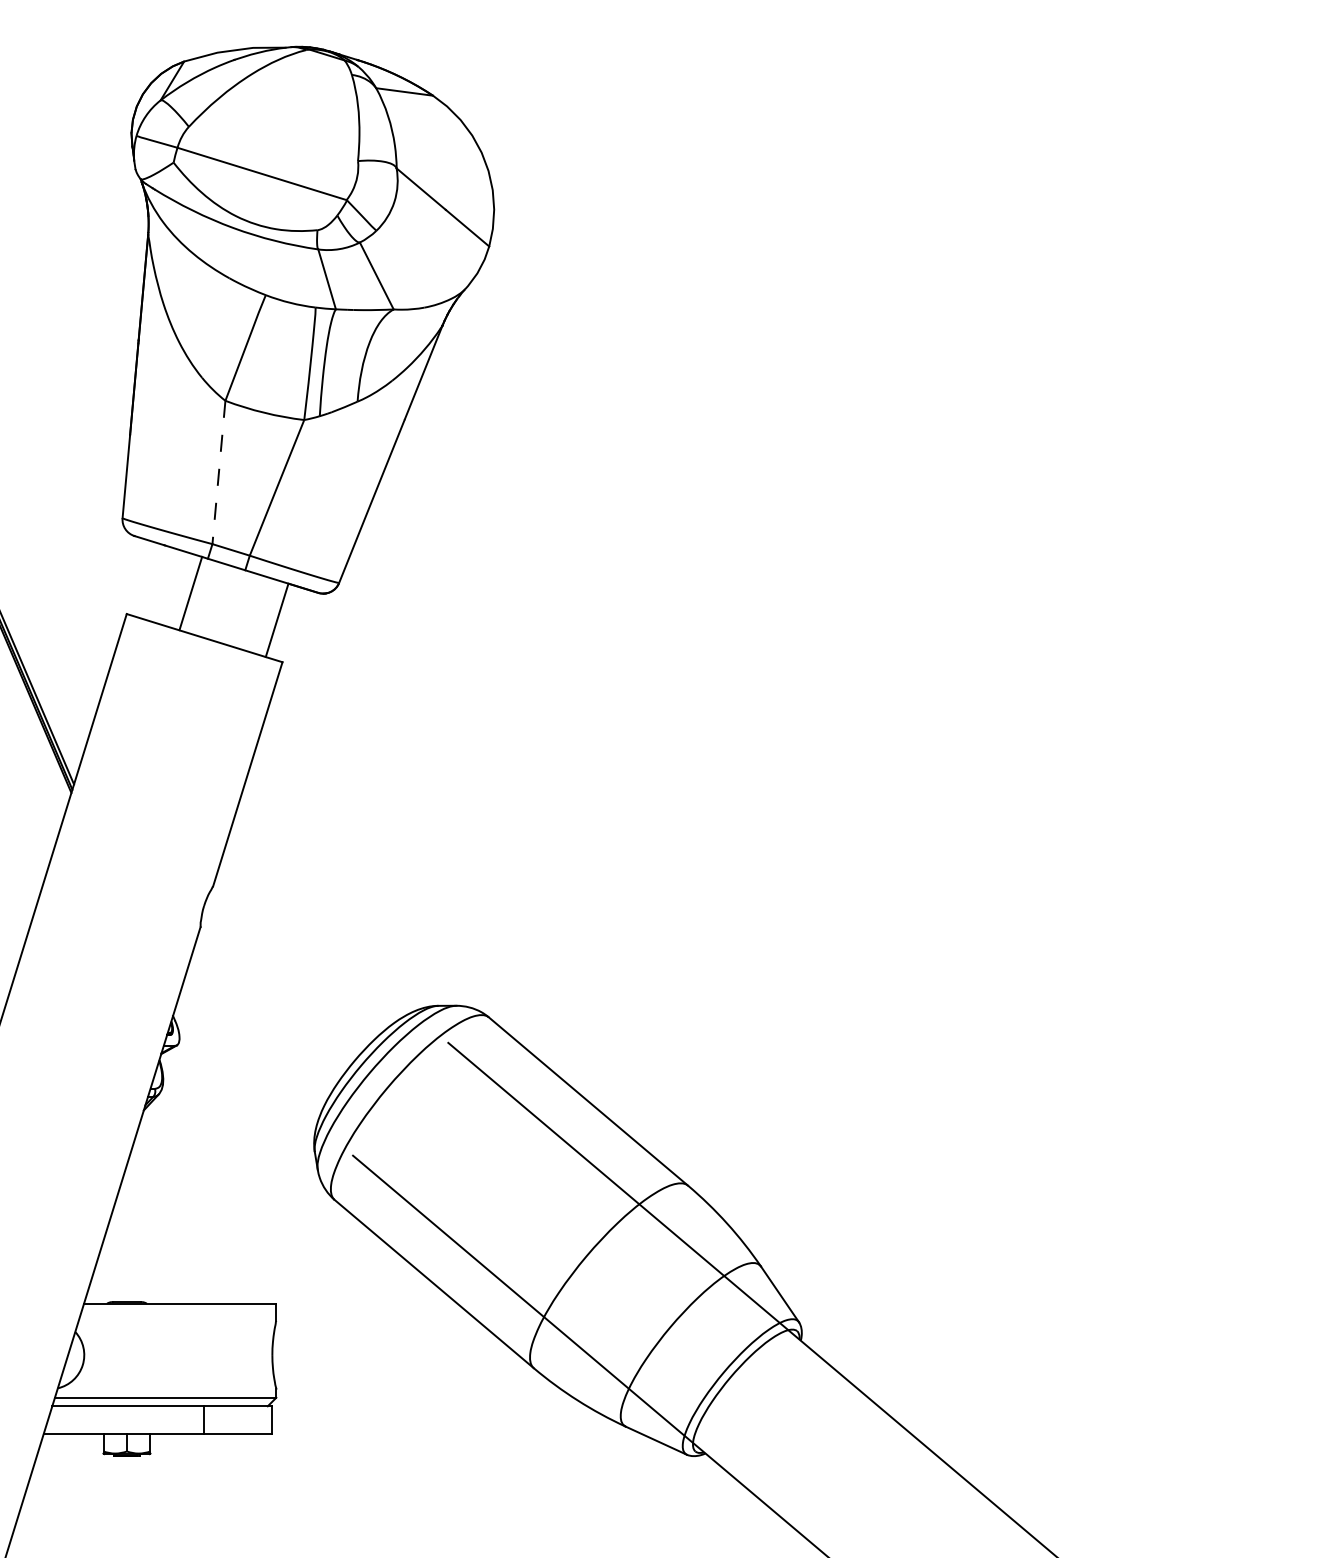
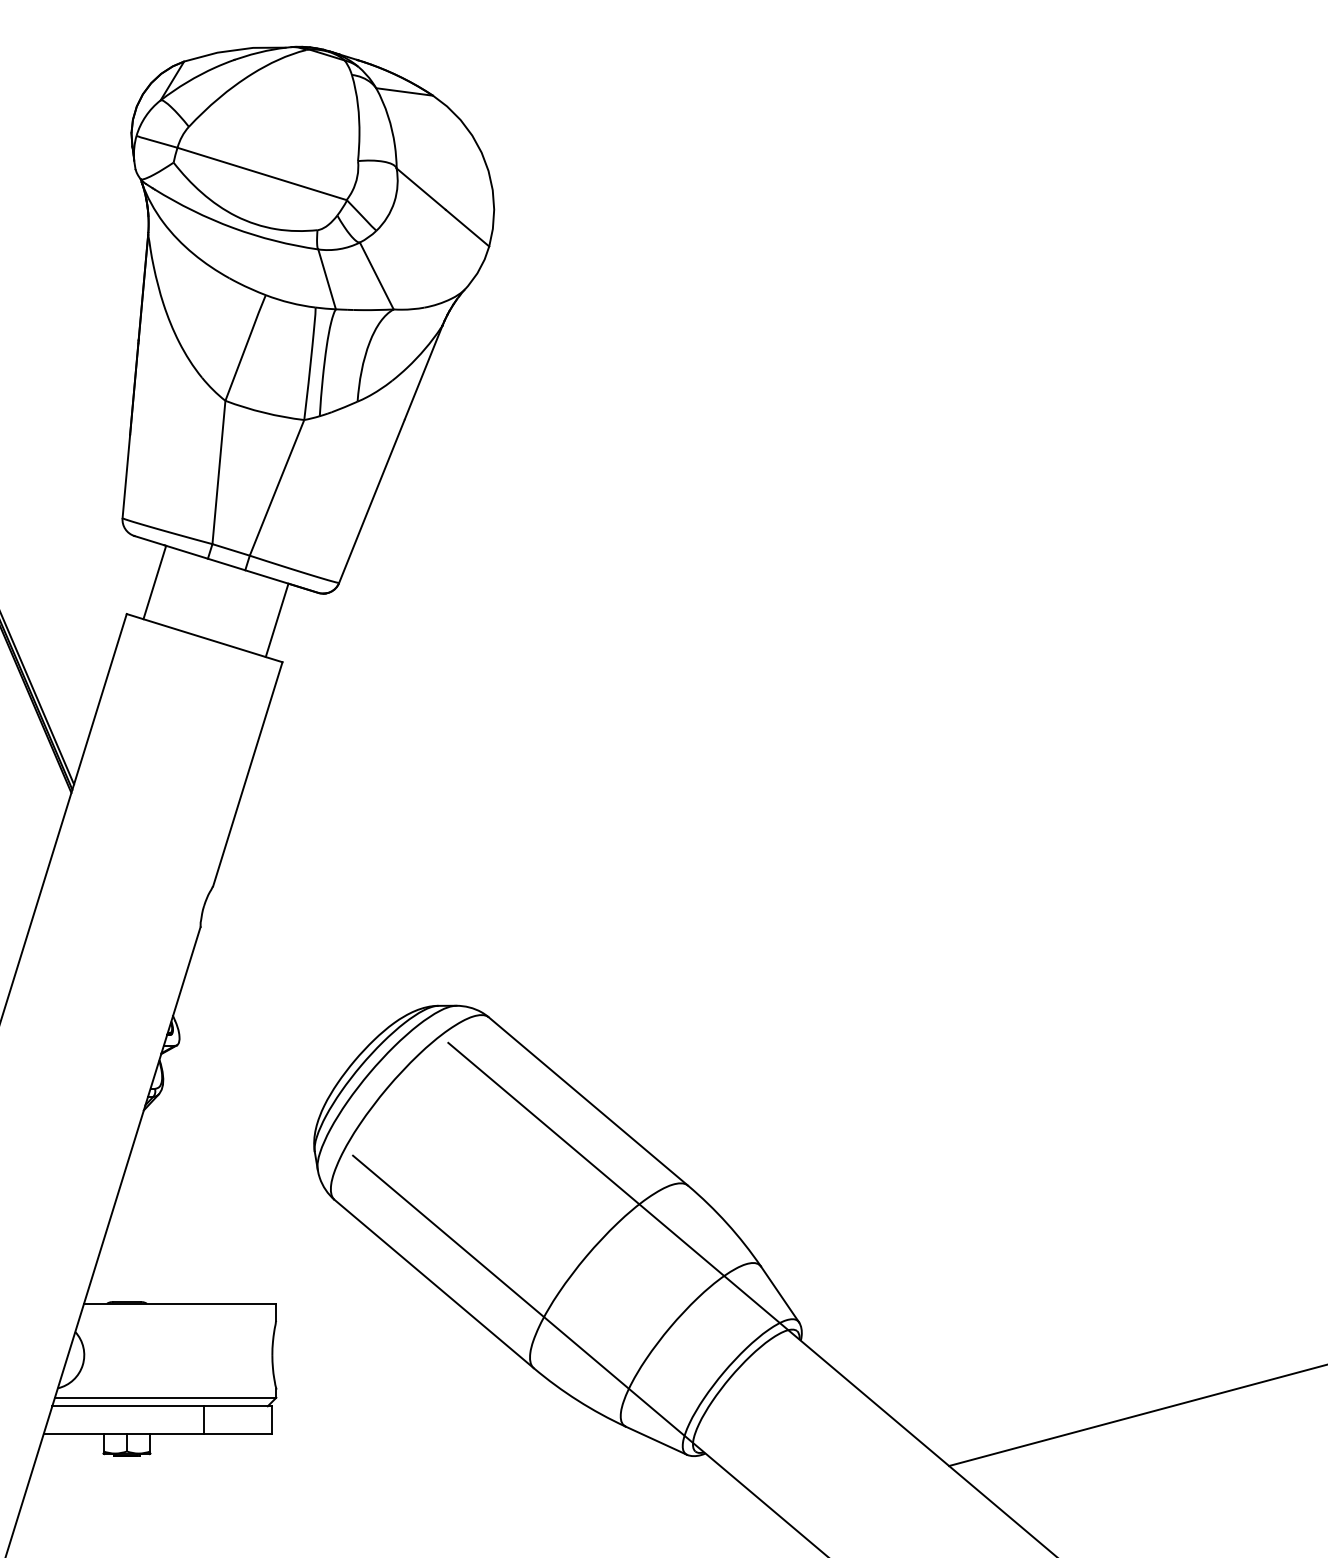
line: dashed -> solid (218, 472)
line position: (190, 593) -> (154, 582) (154, 582)
line: none -> present (1136, 1415)
